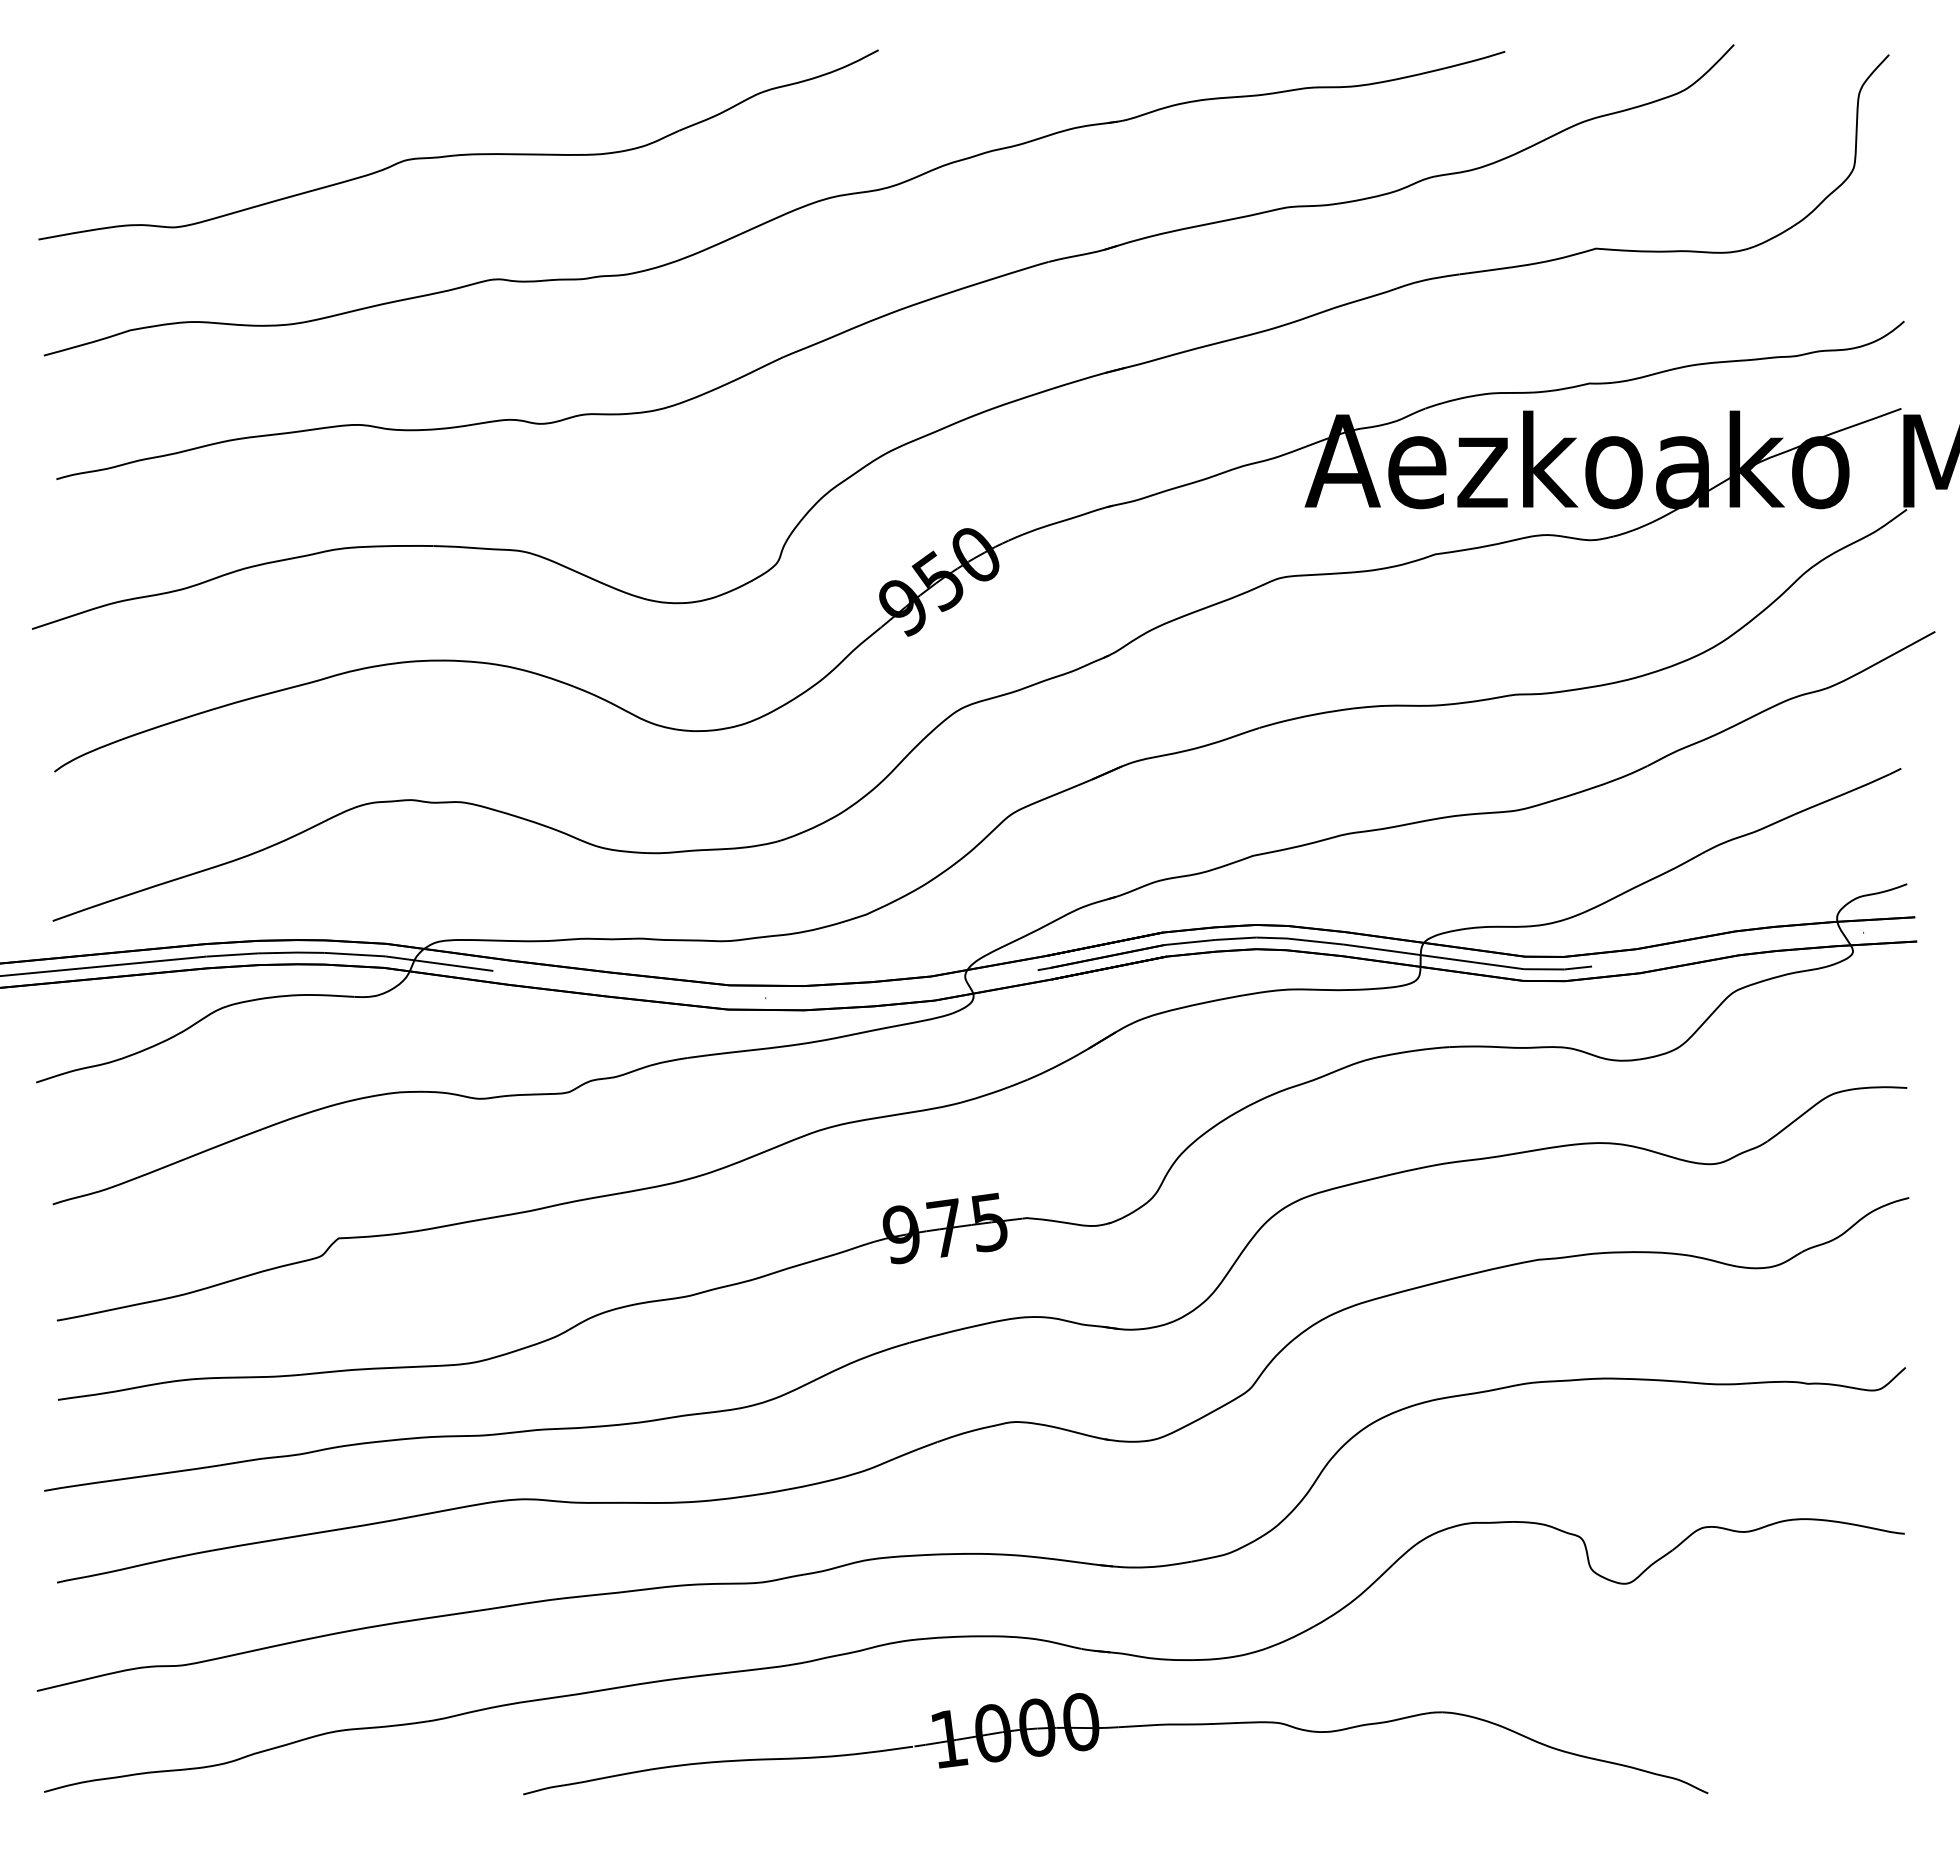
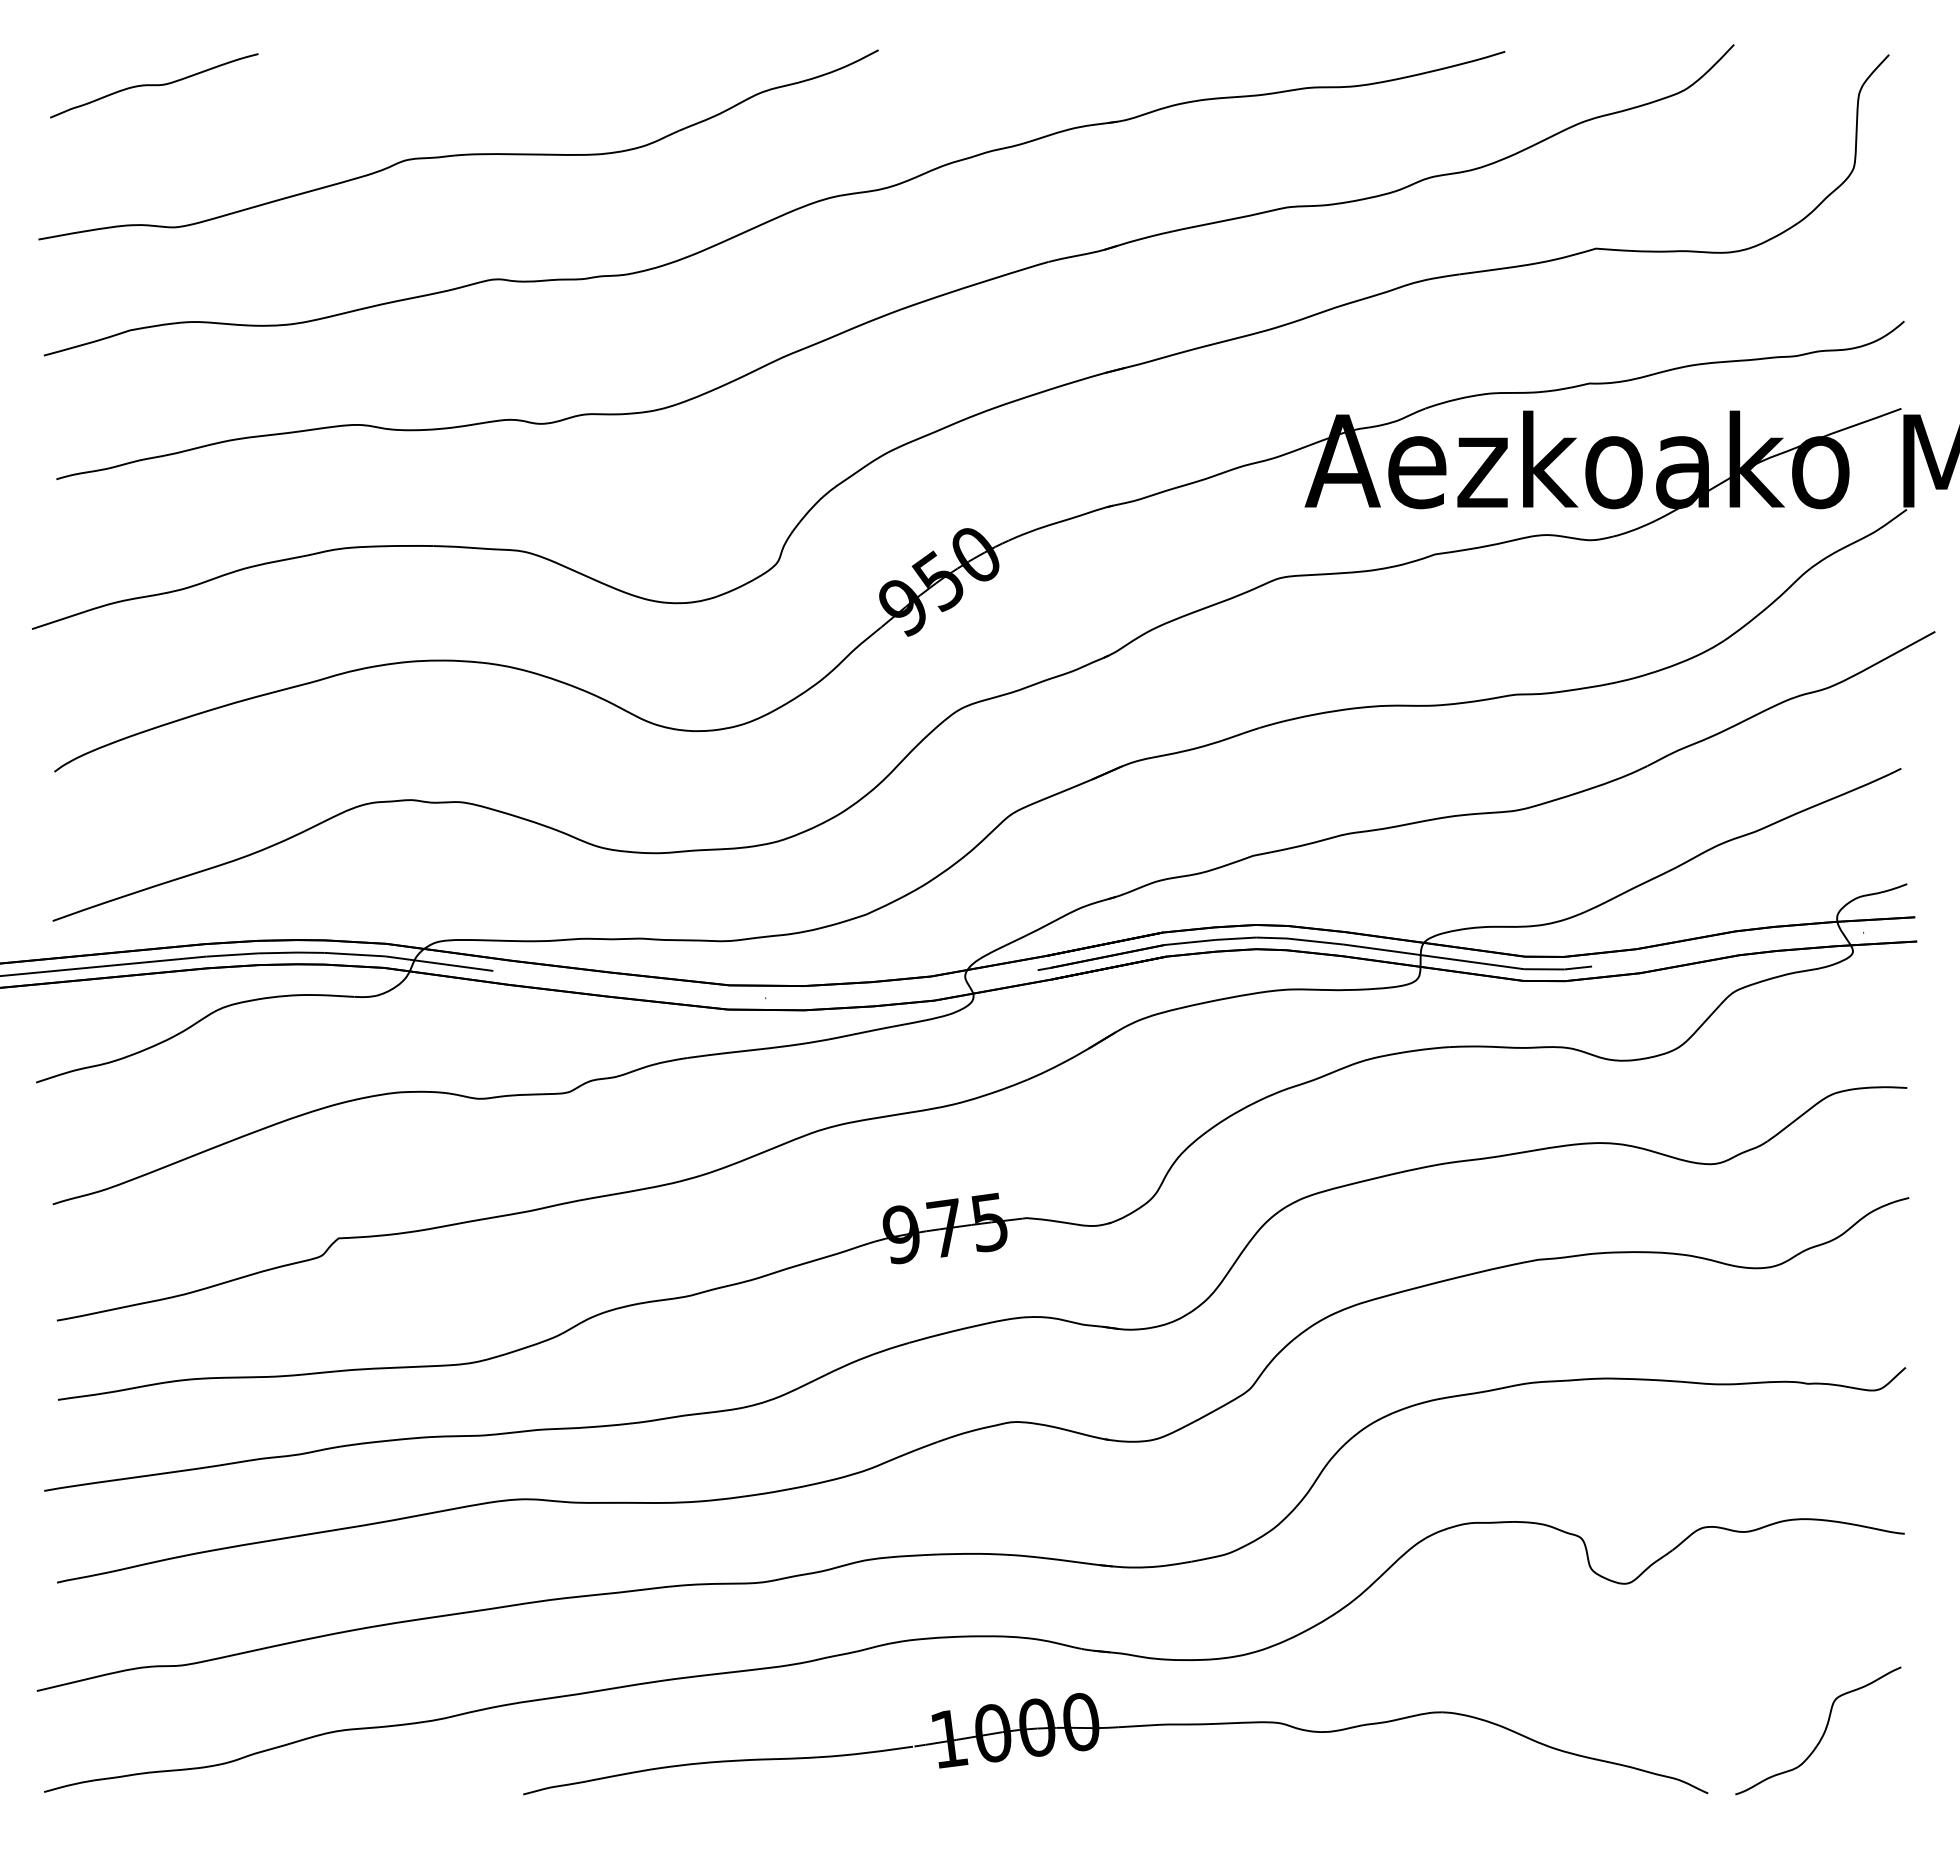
curve: none -> present (154, 85)
curve: none -> present (1823, 1732)
